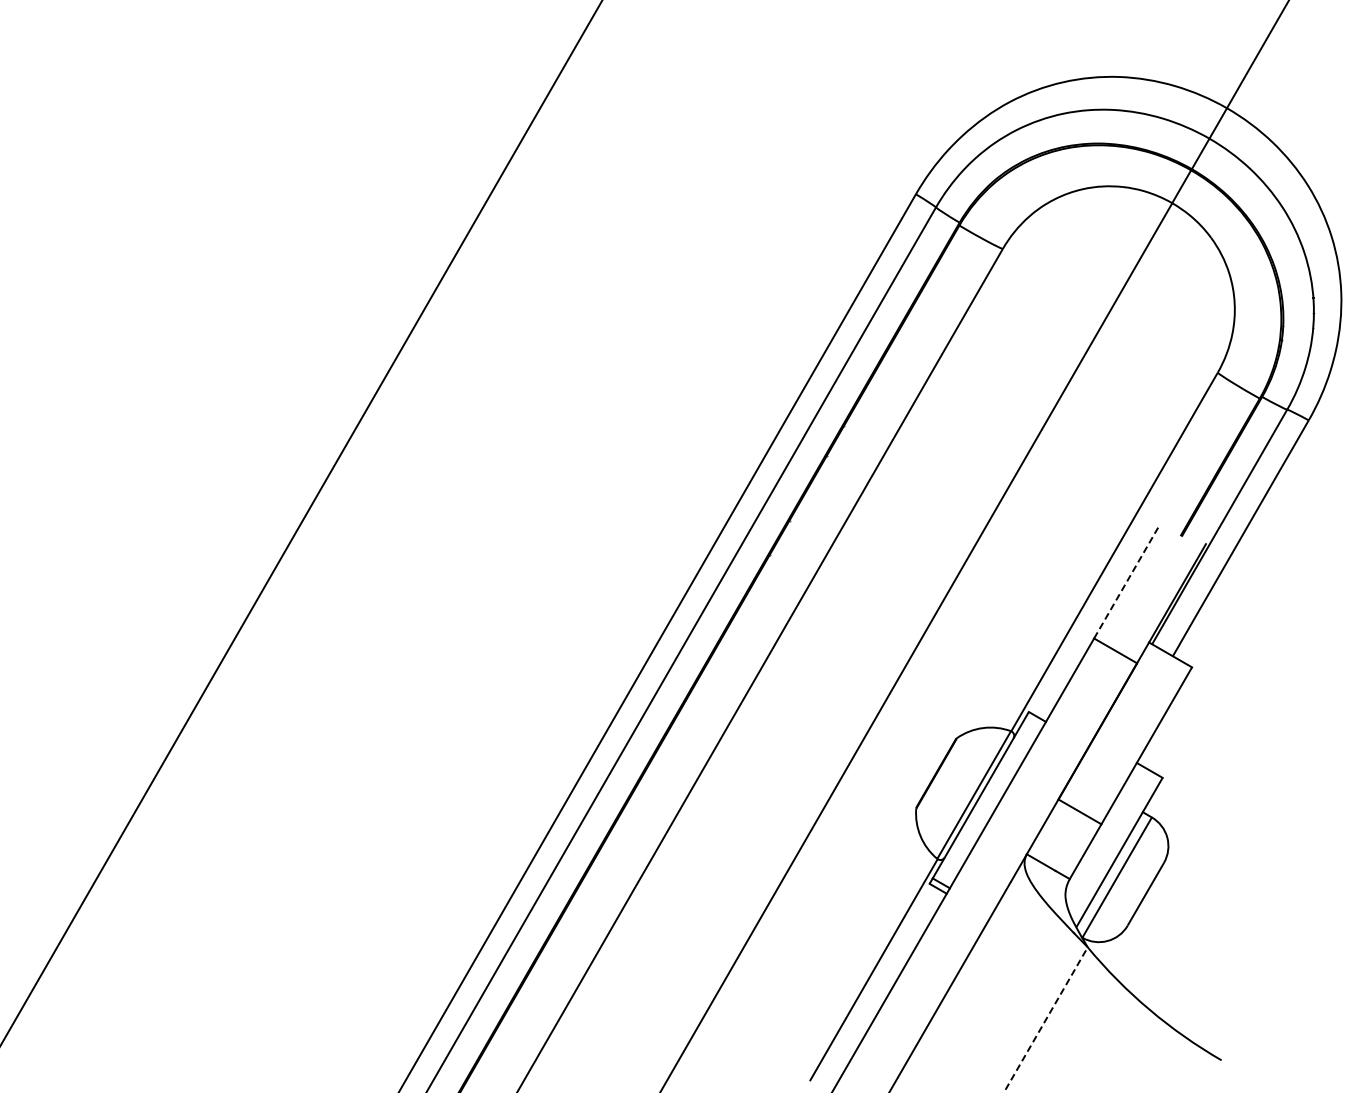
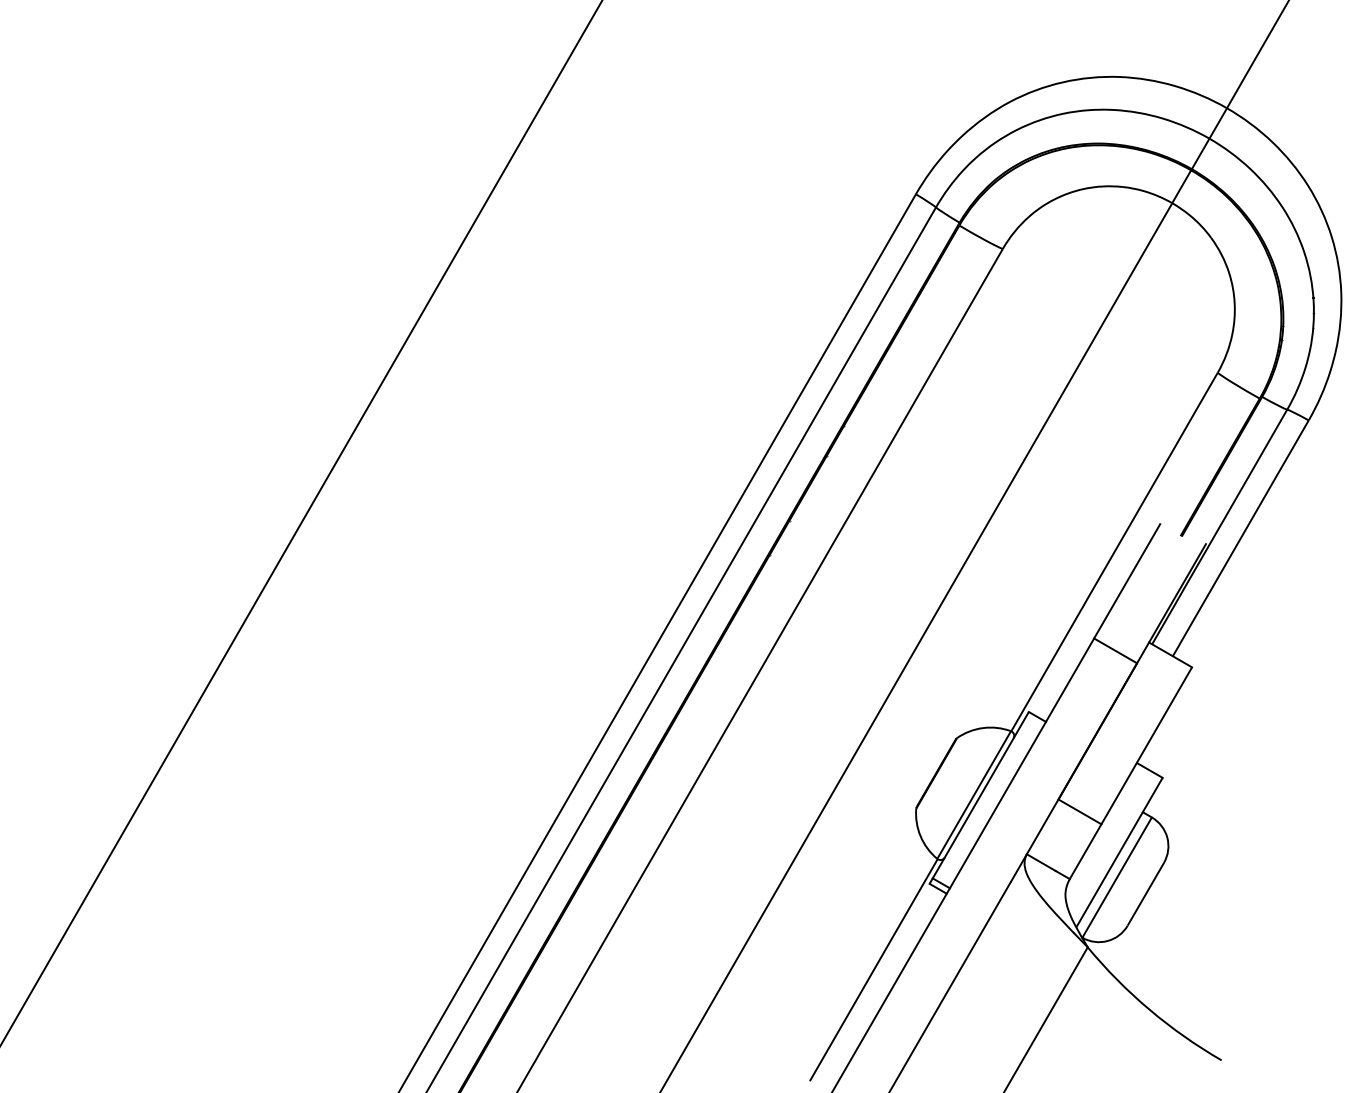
line: dashed -> solid (1127, 580)
line: dashed -> solid (1045, 1020)
